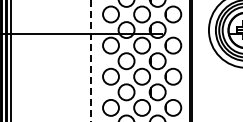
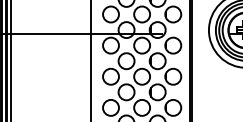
line: dashed -> solid (90, 60)
